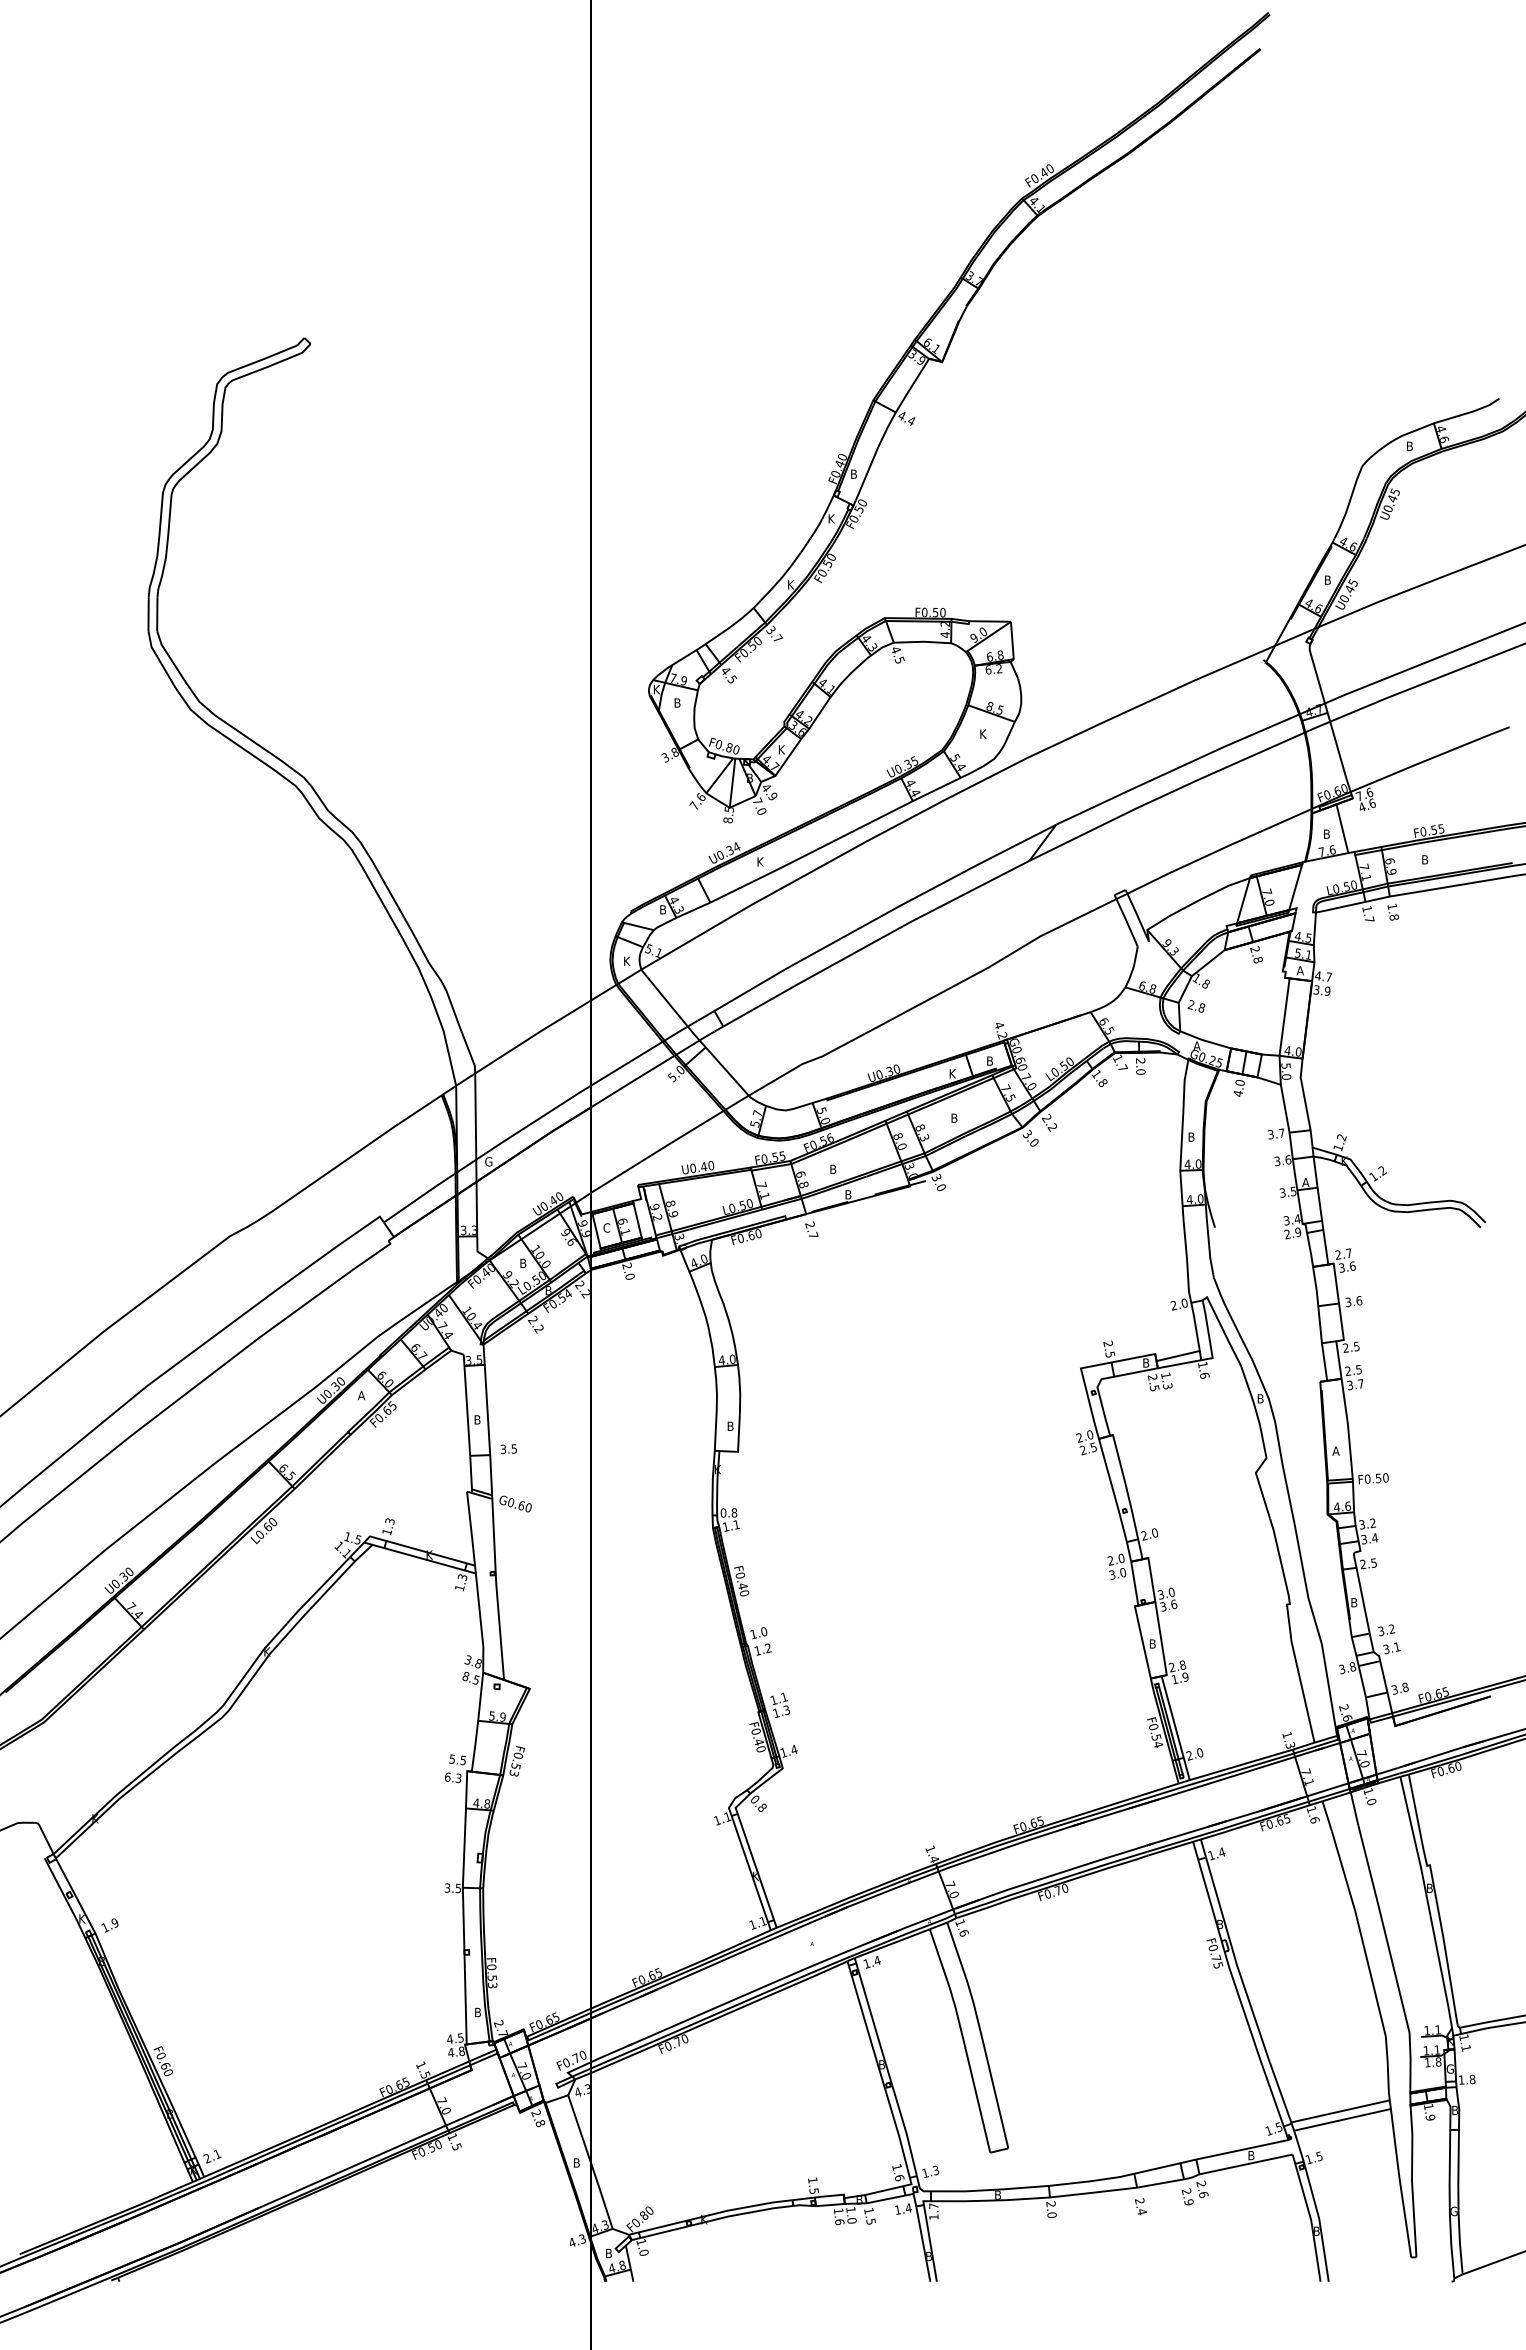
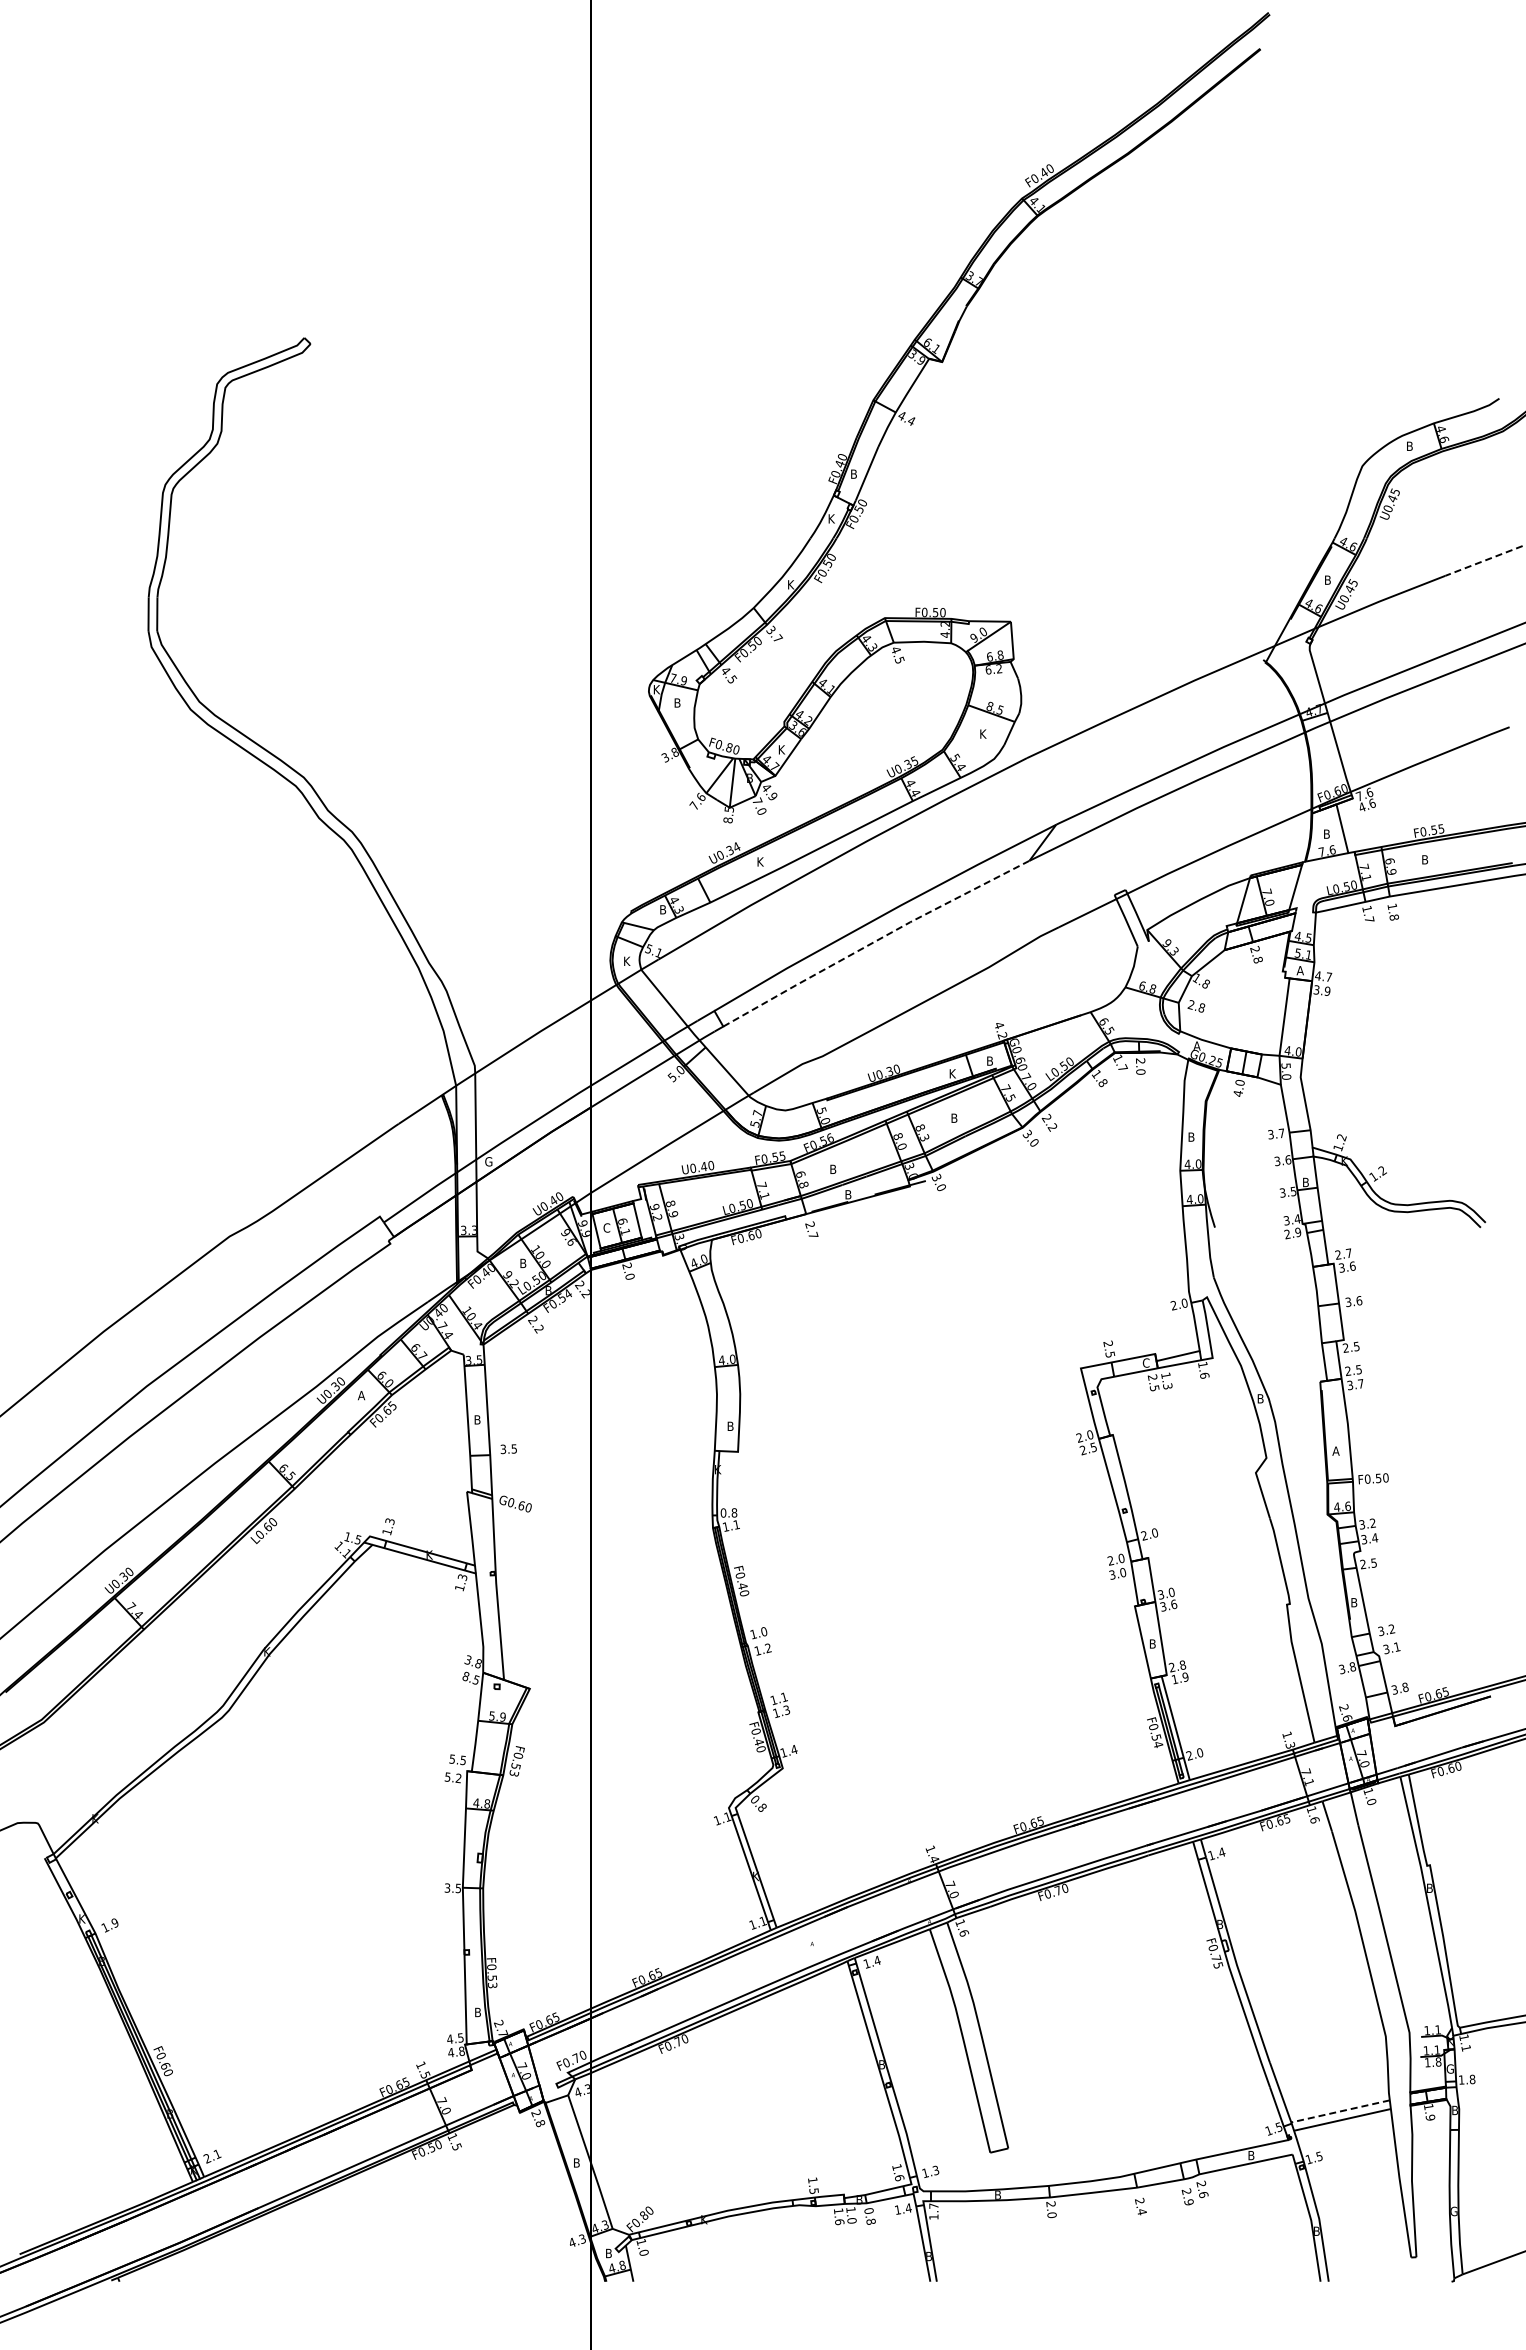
line: solid -> dashed (1485, 560)
line: solid -> dashed (875, 941)
text: A -> B (1305, 1182)
text: B -> C (1145, 1362)
text: 6.3 -> 5.2 (452, 1777)
line: solid -> dashed (1340, 2111)
text: 1.5 -> 0.8 (869, 2216)
